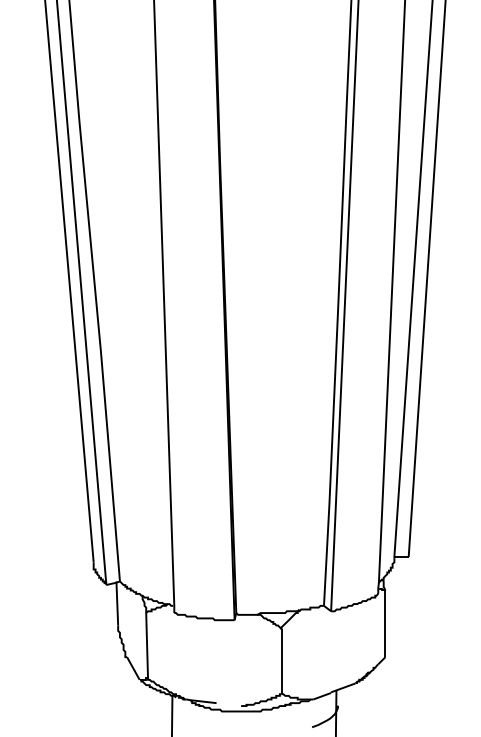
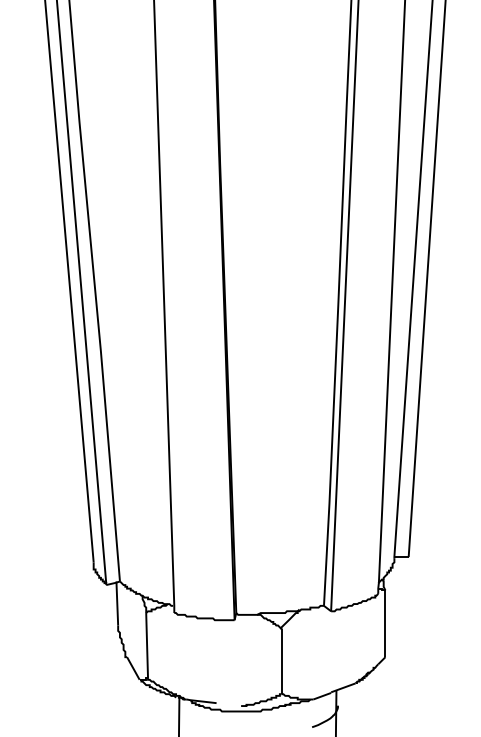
line position: (172, 714) -> (179, 714) (179, 714)
